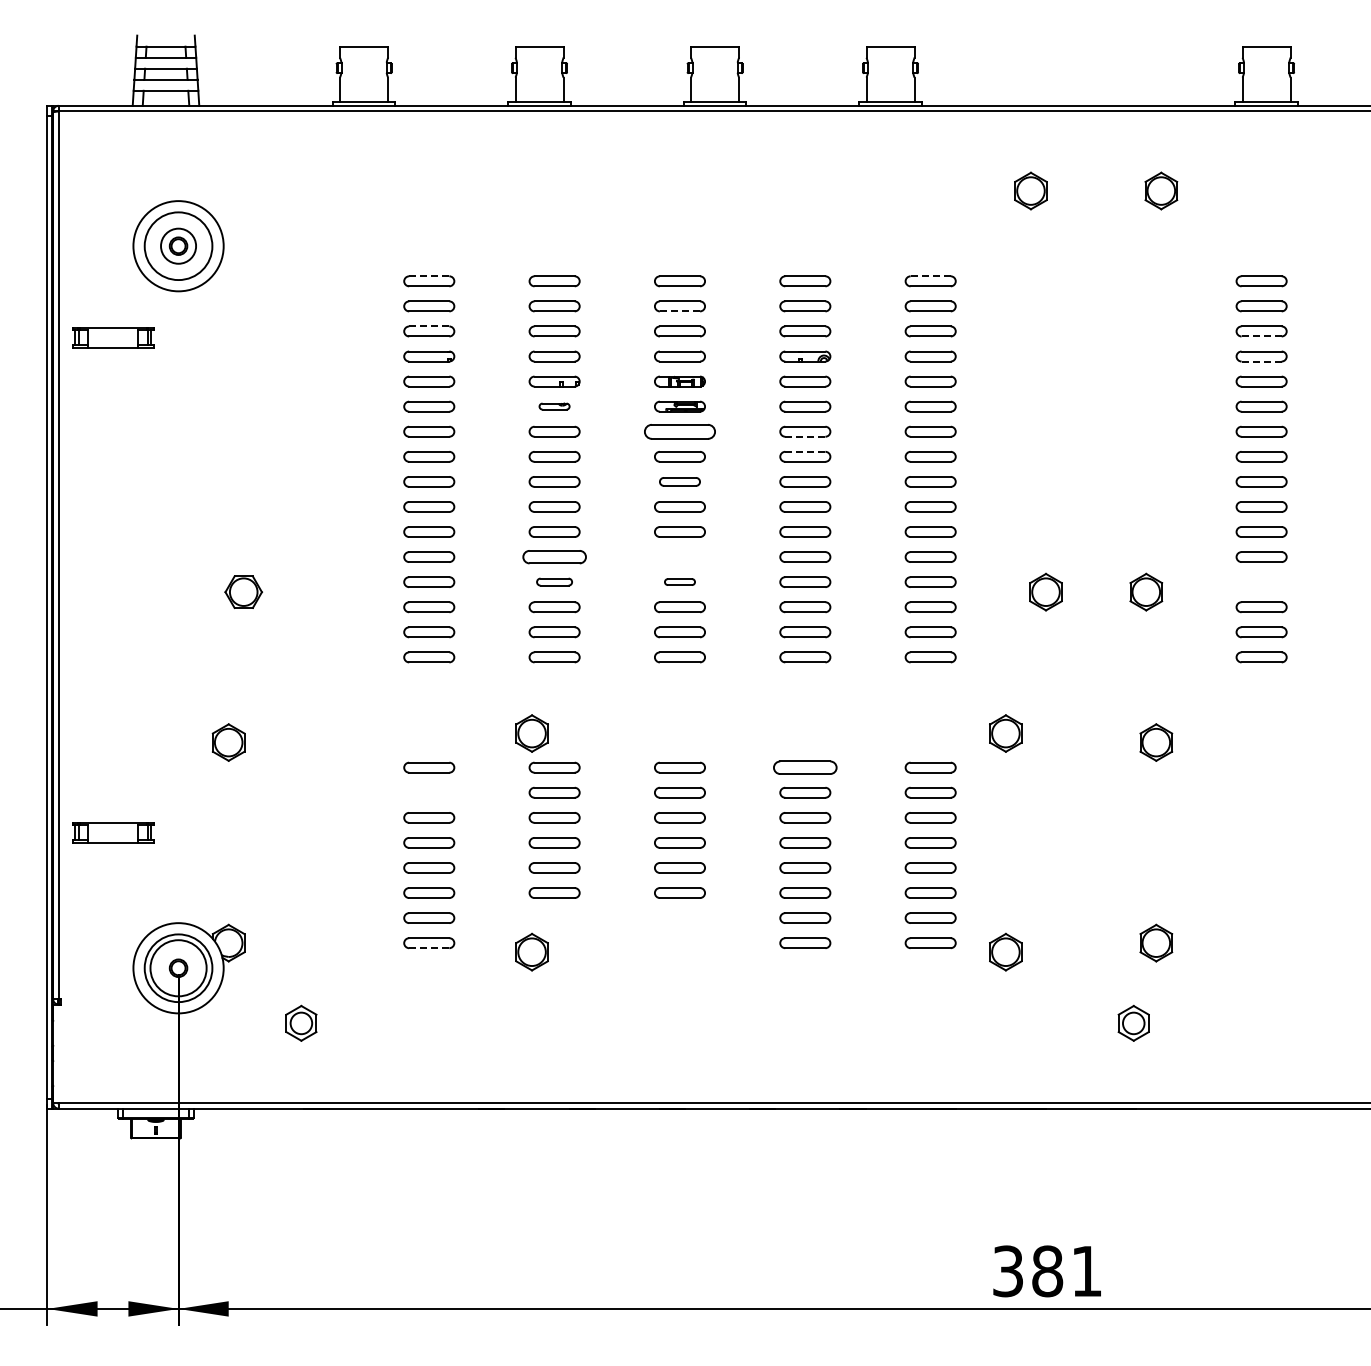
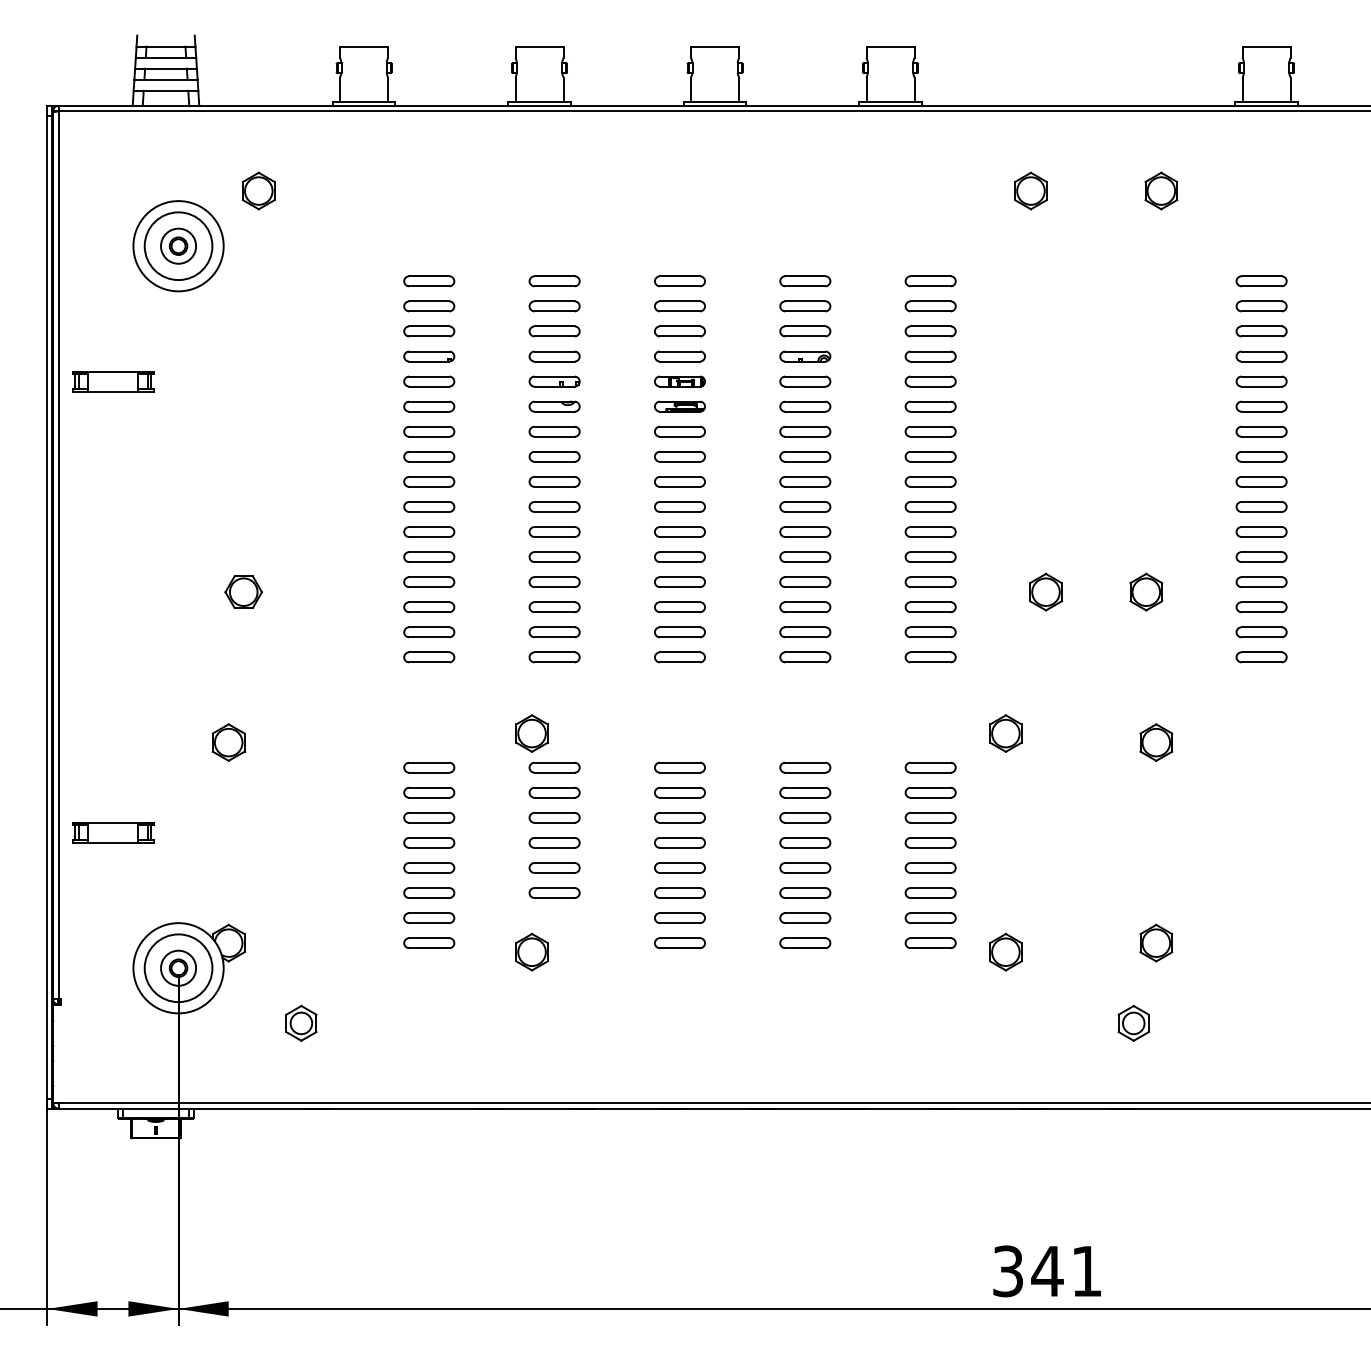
part: none -> present (258, 190)
line: dashed -> solid (429, 276)
line: dashed -> solid (931, 276)
line: dashed -> solid (679, 311)
line: dashed -> solid (429, 326)
line: dashed -> solid (1262, 336)
part position: (113, 337) -> (113, 381) (113, 381)
line: dashed -> solid (1262, 361)
part size: 33x9 px -> 53x13 px (554, 406)
part size: 72x16 px -> 52x13 px (679, 431)
line: dashed -> solid (804, 436)
line: dashed -> solid (805, 451)
part size: 42x10 px -> 52x12 px (679, 481)
part: none -> present (679, 556)
part size: 65x15 px -> 53x12 px (554, 556)
part size: 37x10 px -> 53x12 px (554, 581)
part size: 32x8 px -> 52x12 px (679, 581)
part: none -> present (1261, 581)
part size: 65x15 px -> 53x13 px (805, 767)
part: none -> present (429, 792)
part: none -> present (679, 917)
part: none -> present (679, 943)
line: dashed -> solid (428, 948)
circle diameter: 56 px -> 35 px (178, 967)
text: 381 -> 341 (1047, 1271)
